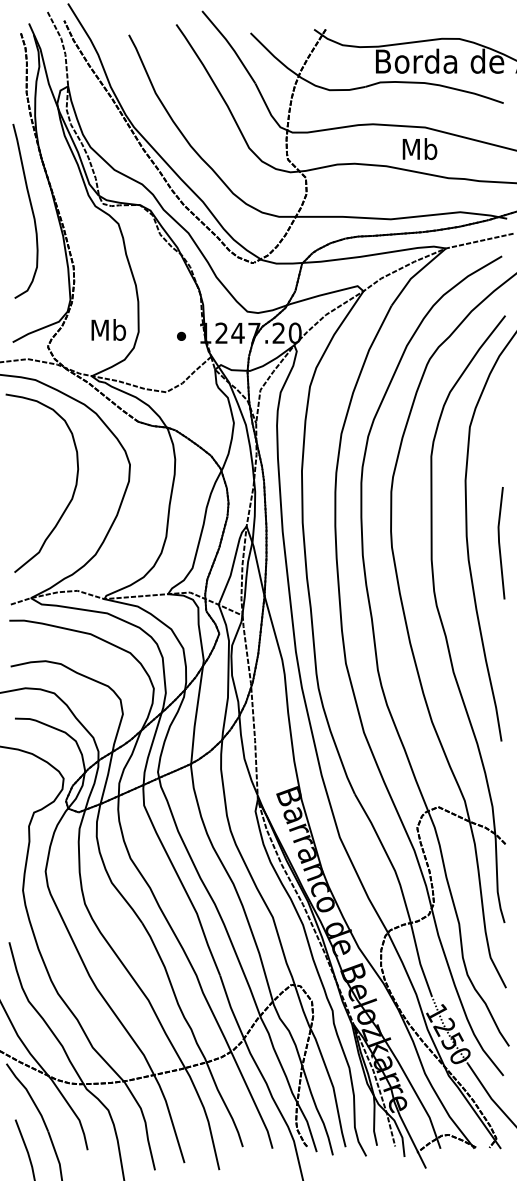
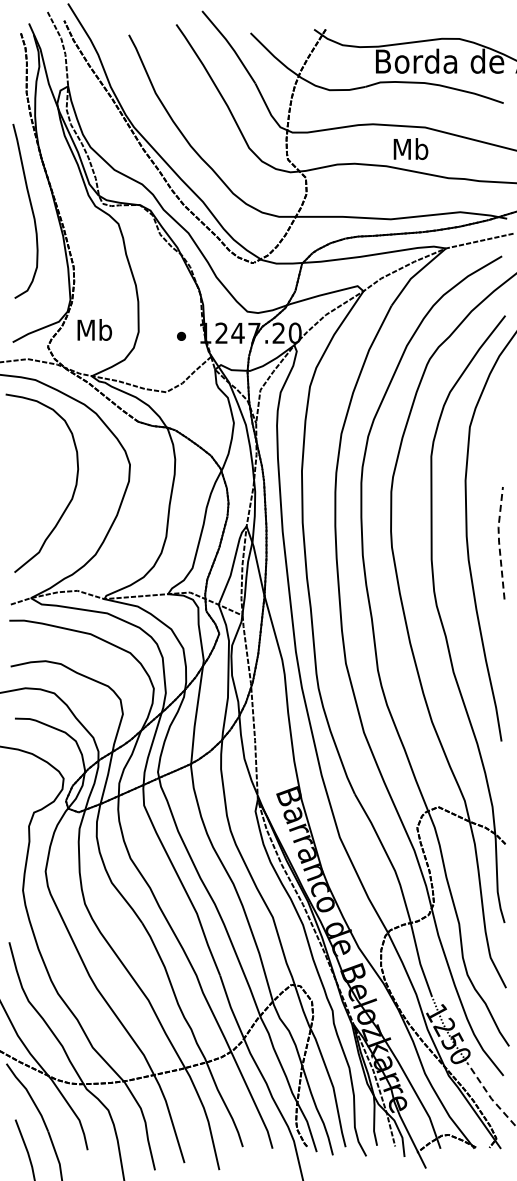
text position: (419, 148) -> (410, 148) (410, 148)
text position: (108, 329) -> (94, 329) (94, 329)
line: solid -> dashed (499, 542)
line: solid -> dashed (490, 1097)
